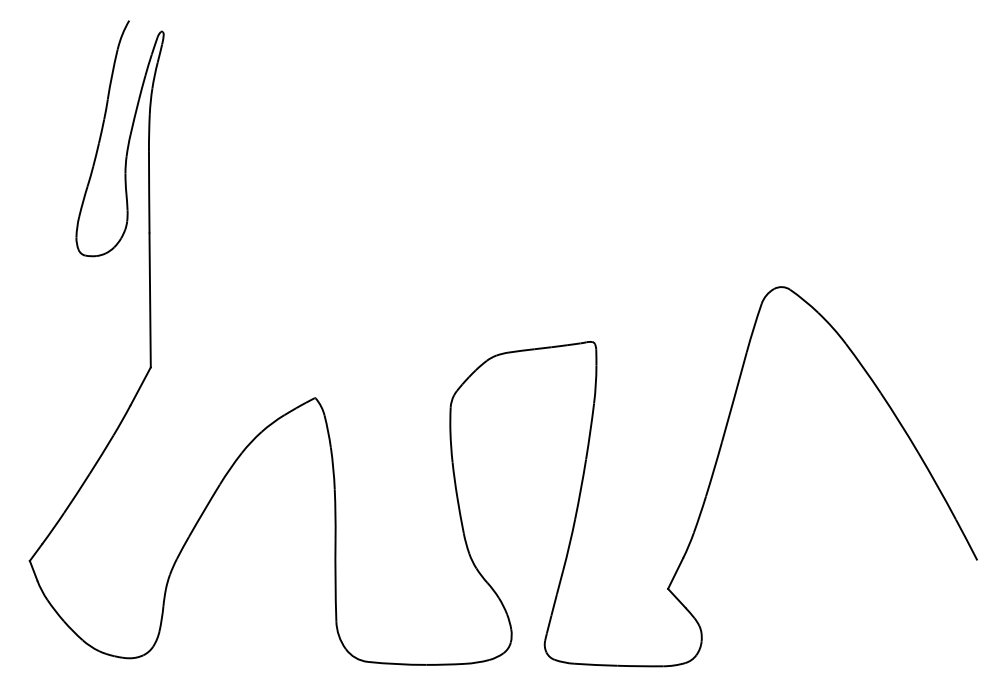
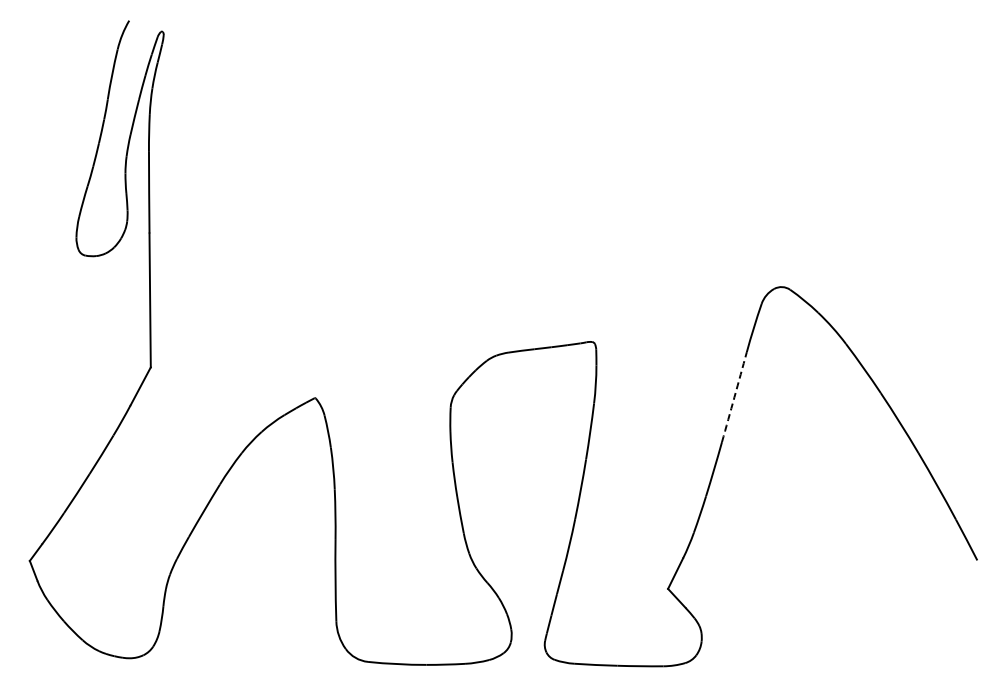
arc: solid -> dashed (734, 397)
